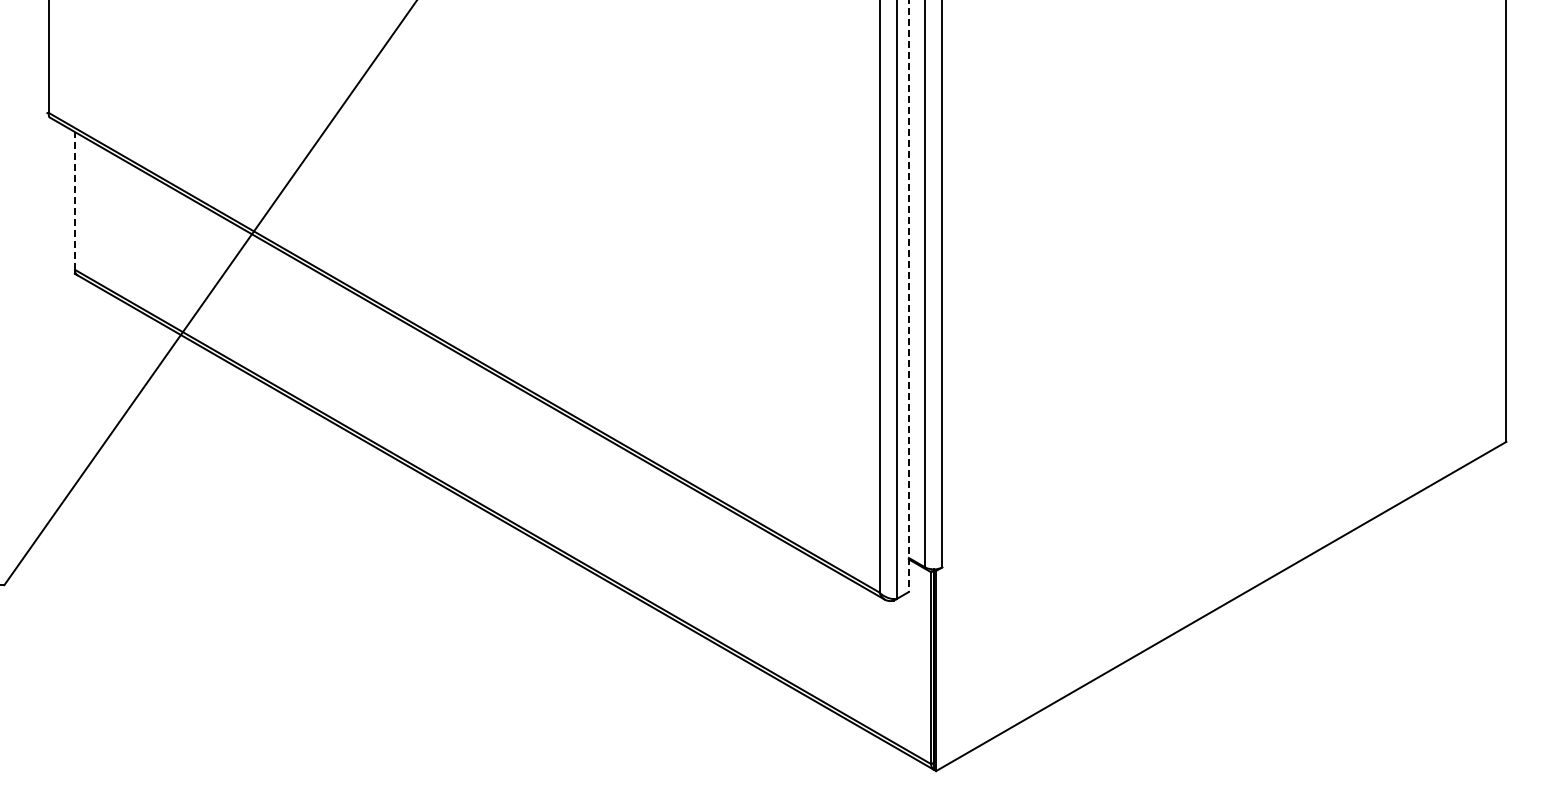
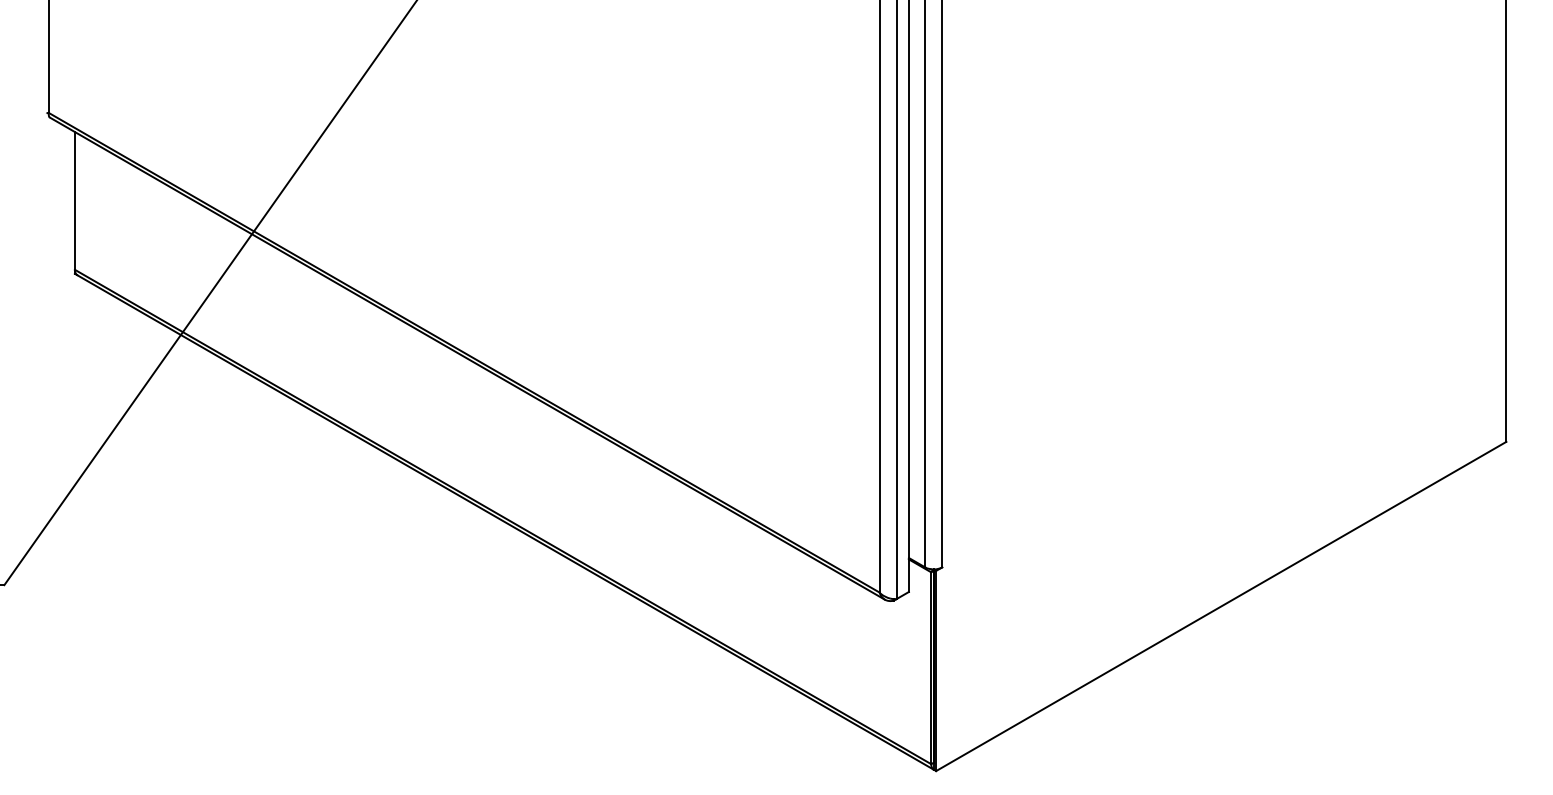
line: dashed -> solid (74, 200)
line: dashed -> solid (908, 296)
